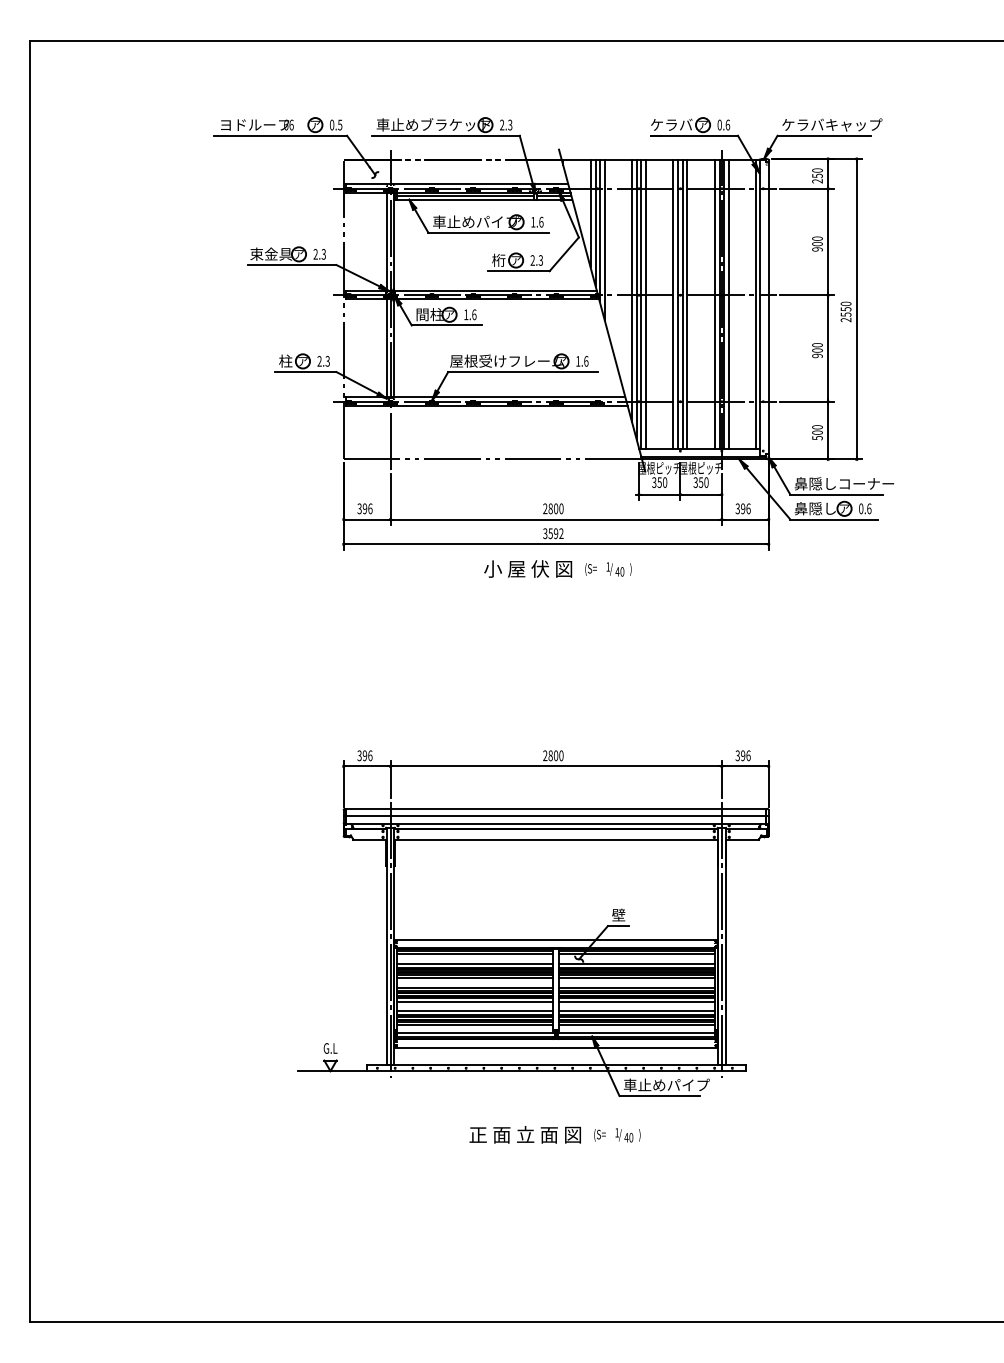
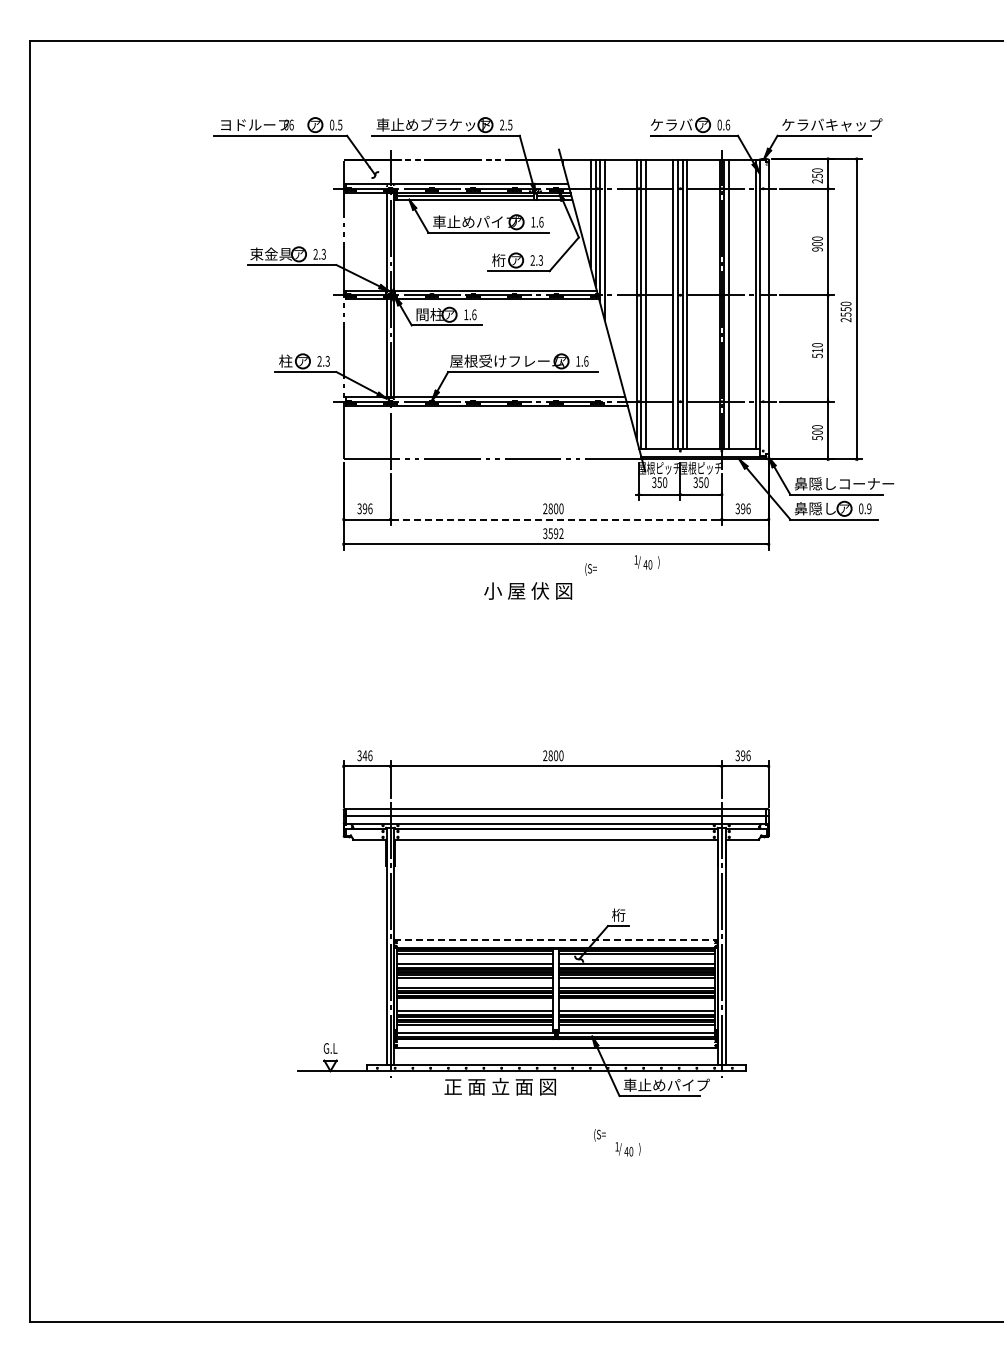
text: 2.3 -> 2.5 (510, 123)
line: present -> none (632, 291)
line: present -> none (714, 304)
text: 900 -> 510 (817, 353)
text: 0.6 -> 0.9 (869, 508)
line: solid -> dashed (556, 519)
text position: (528, 568) -> (528, 590) (528, 590)
text position: (618, 569) -> (646, 562) (646, 562)
text: 396 -> 346 (364, 755)
text: 壁 -> 桁 (618, 914)
line: solid -> dashed (556, 940)
line: present -> none (475, 1001)
line: present -> none (637, 1001)
text position: (524, 1134) -> (499, 1086) (499, 1086)
text position: (627, 1135) -> (627, 1149) (627, 1149)
